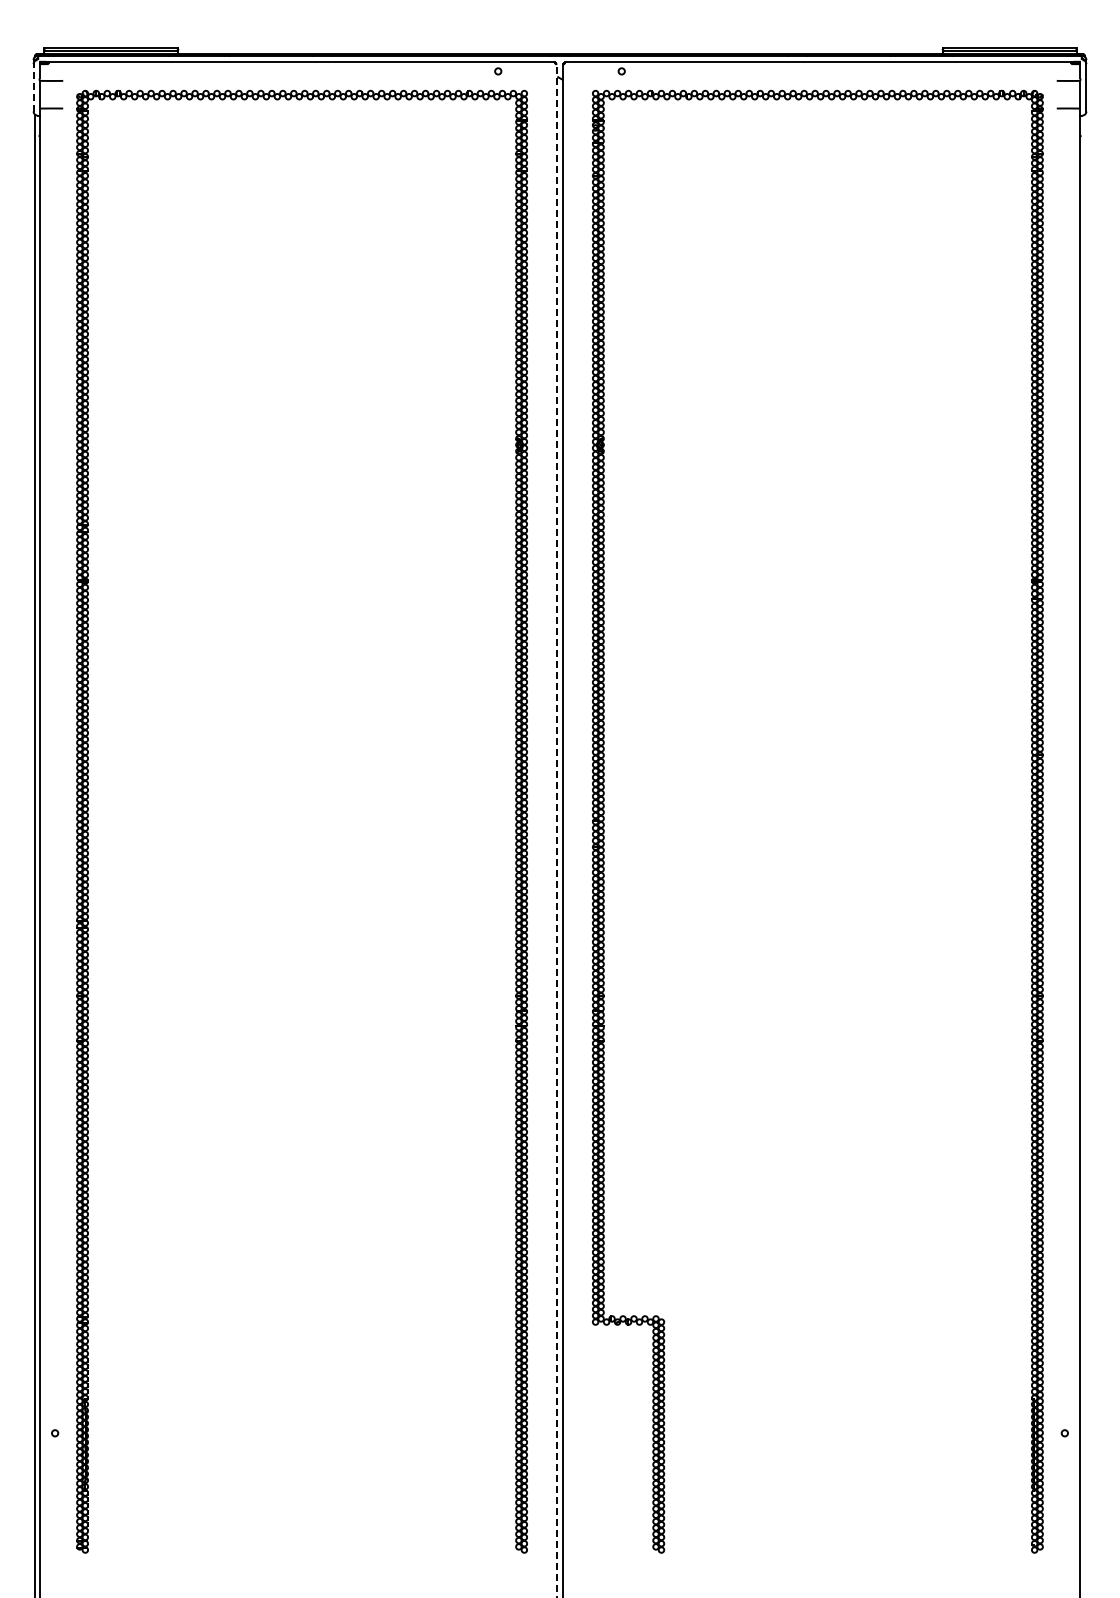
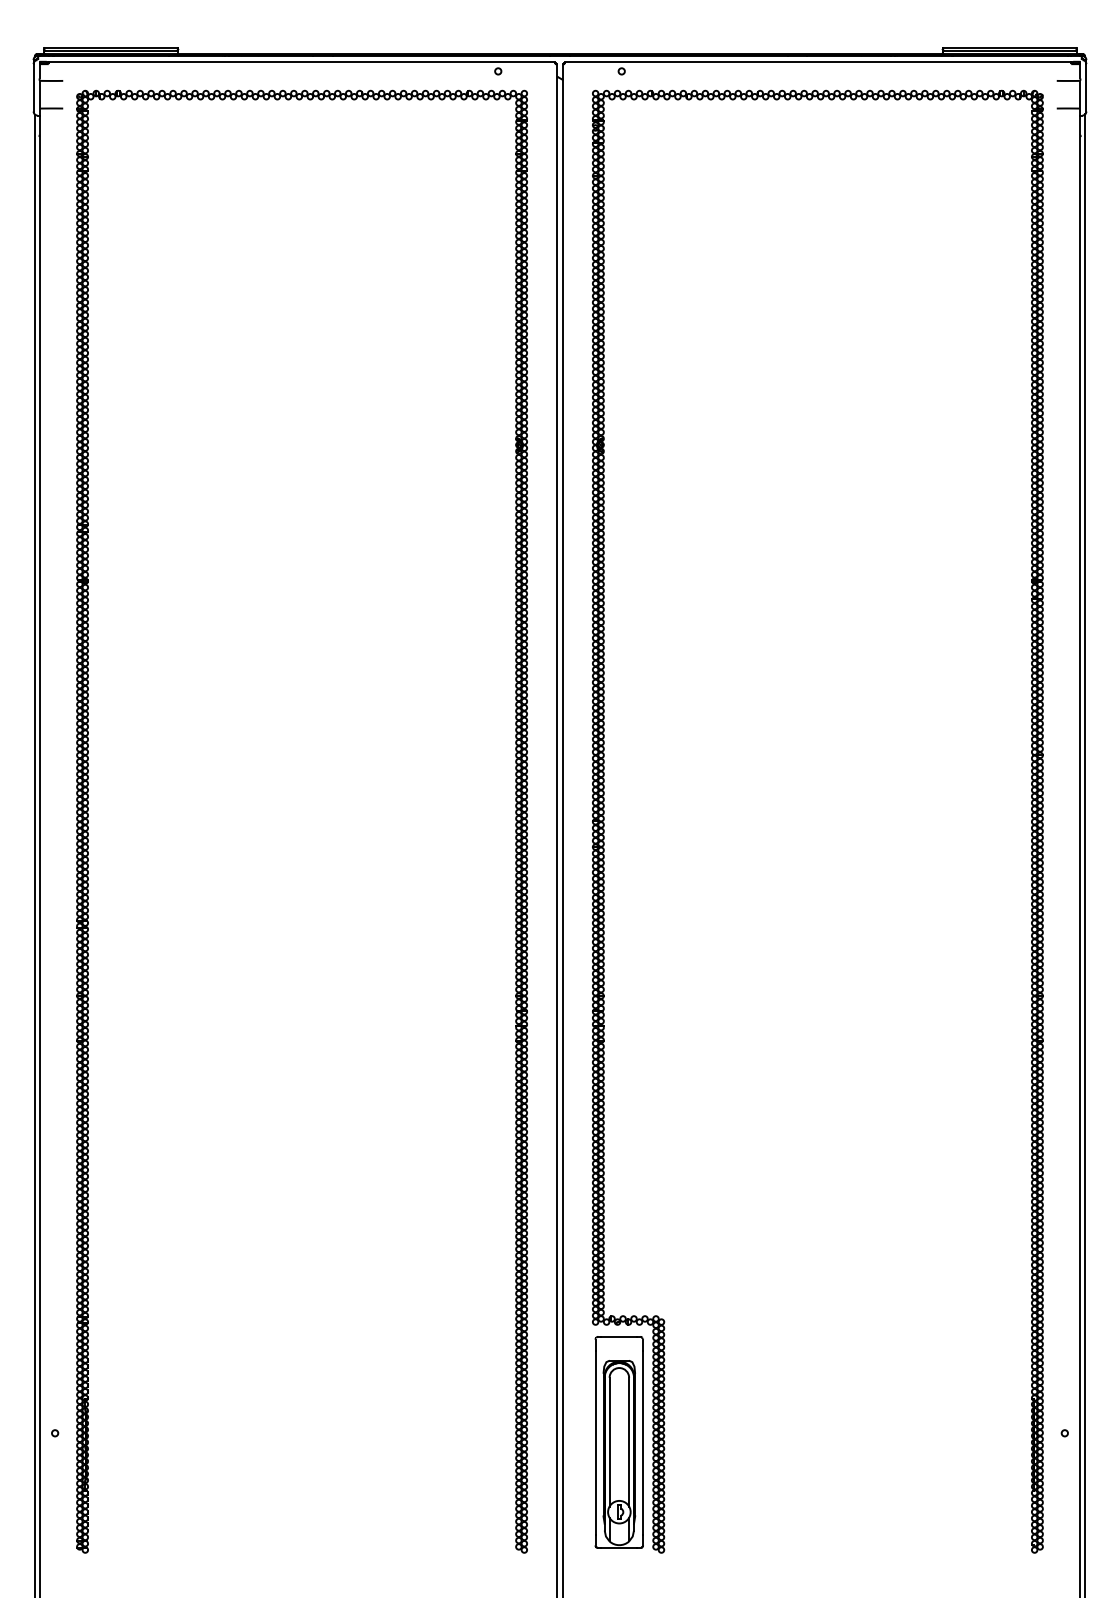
line: dashed -> solid (33, 87)
line: dashed -> solid (557, 830)
line: none -> present (1085, 854)
part: none -> present (618, 1442)
